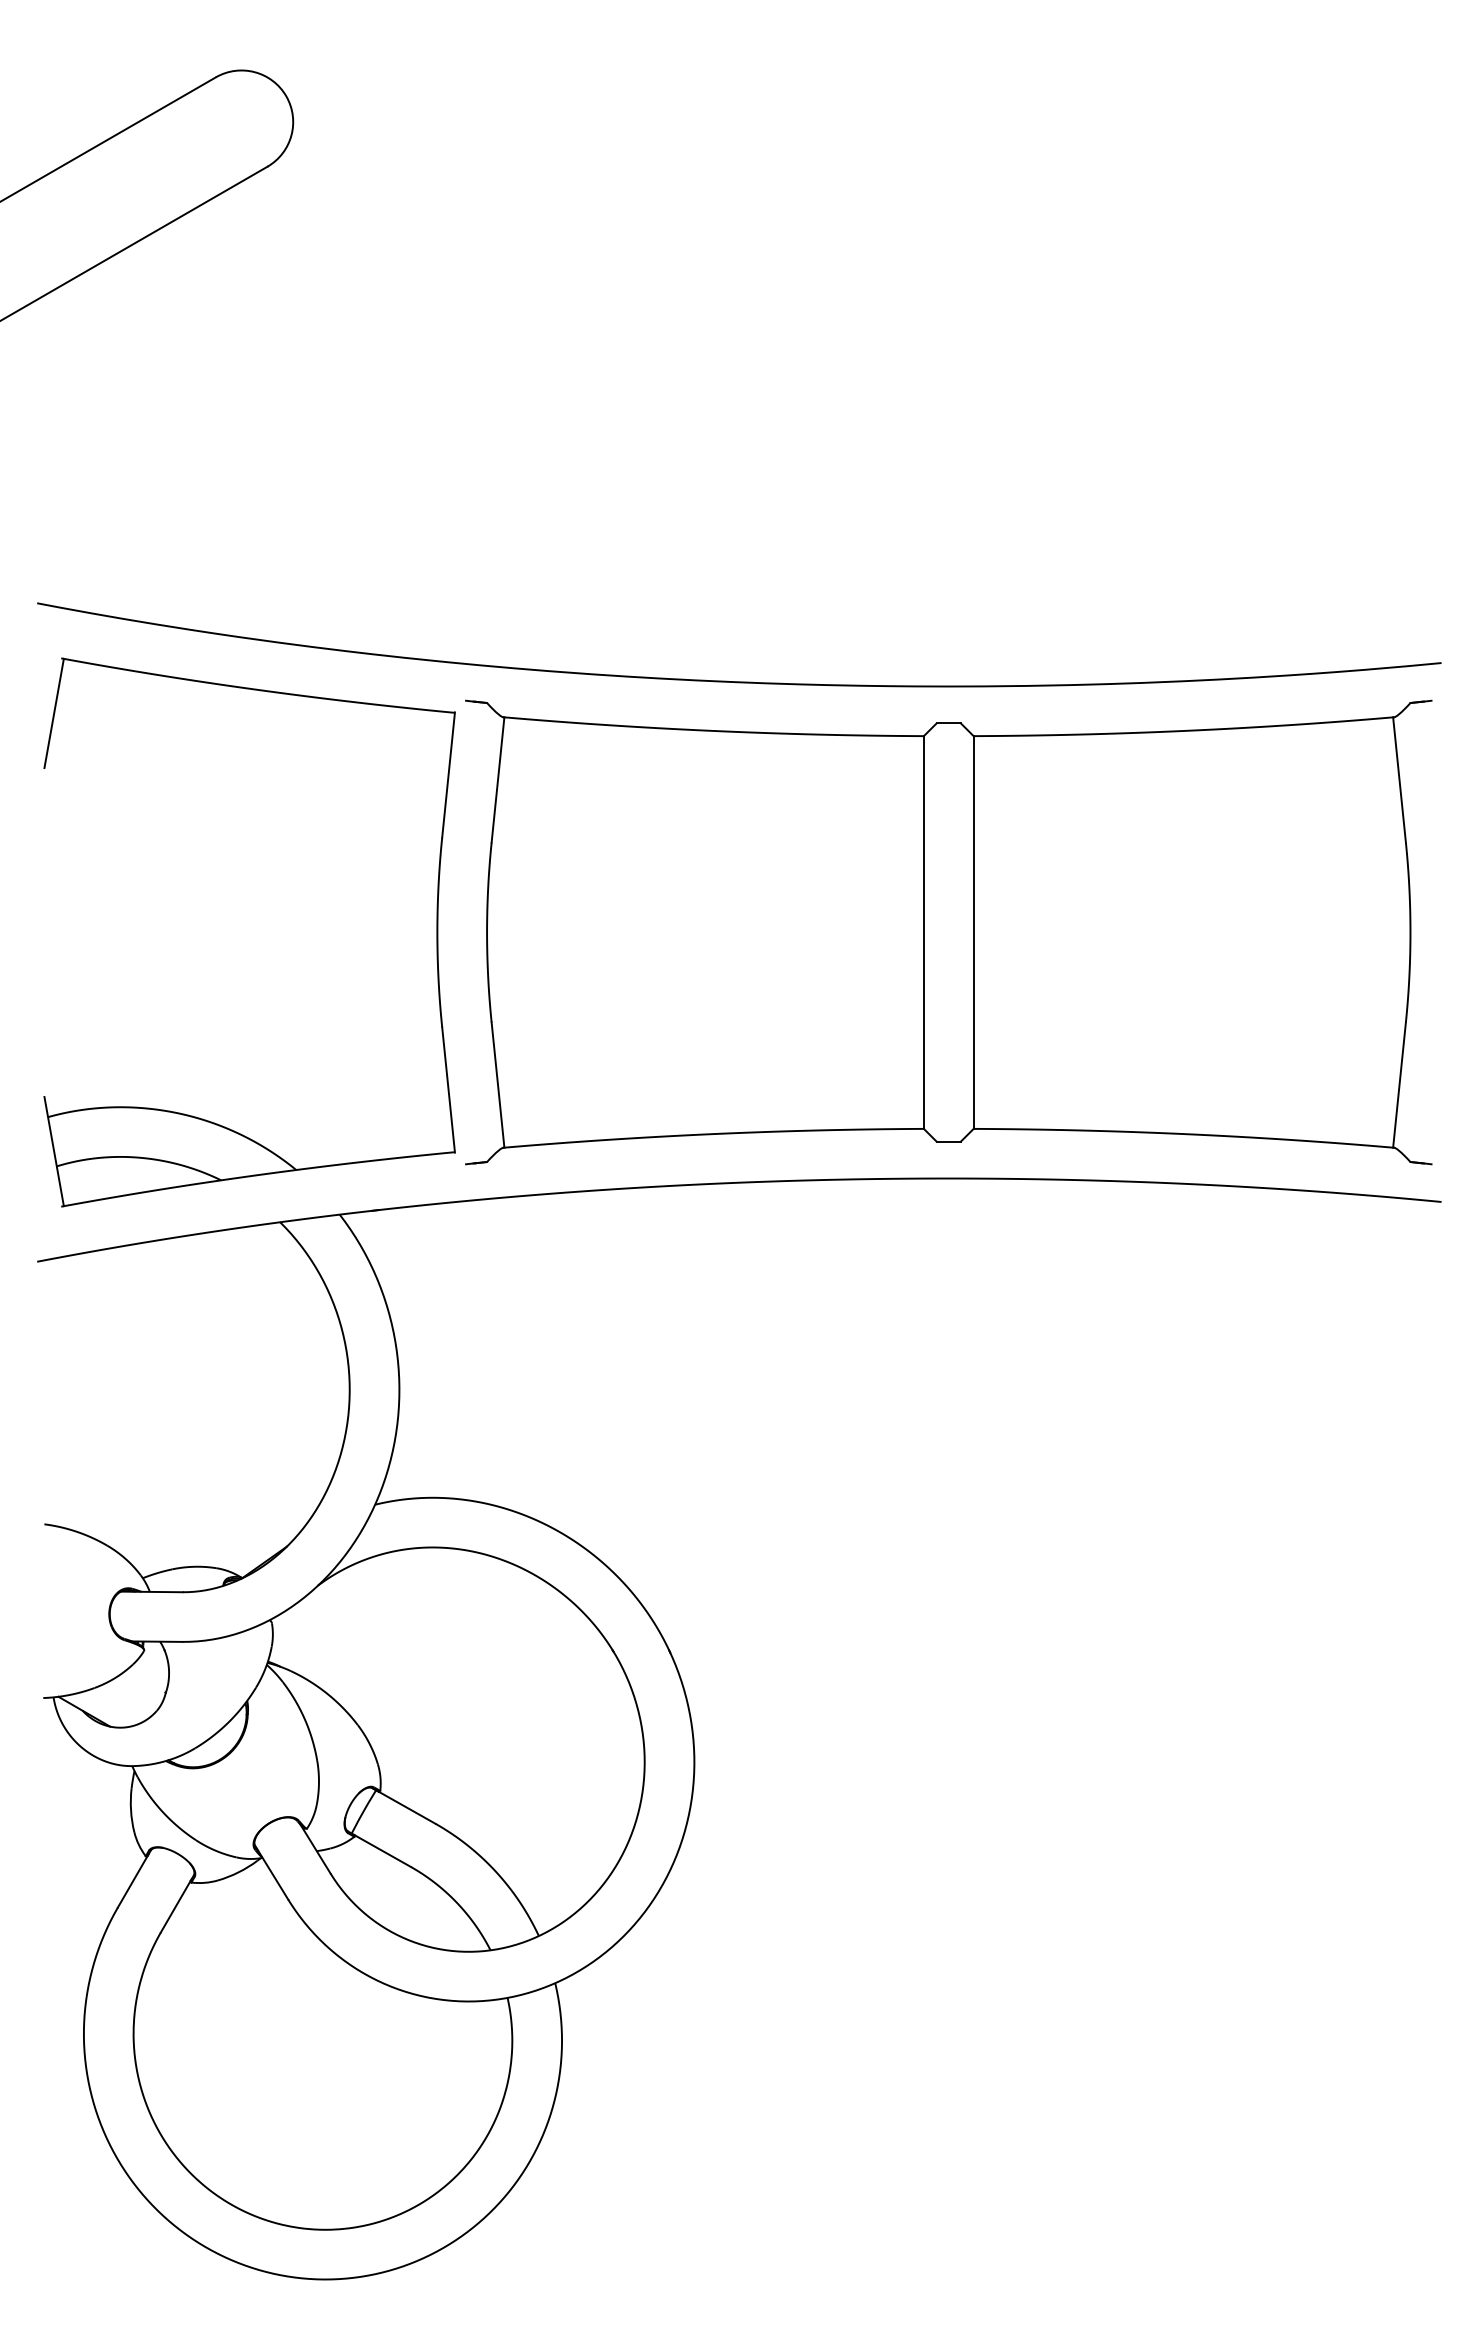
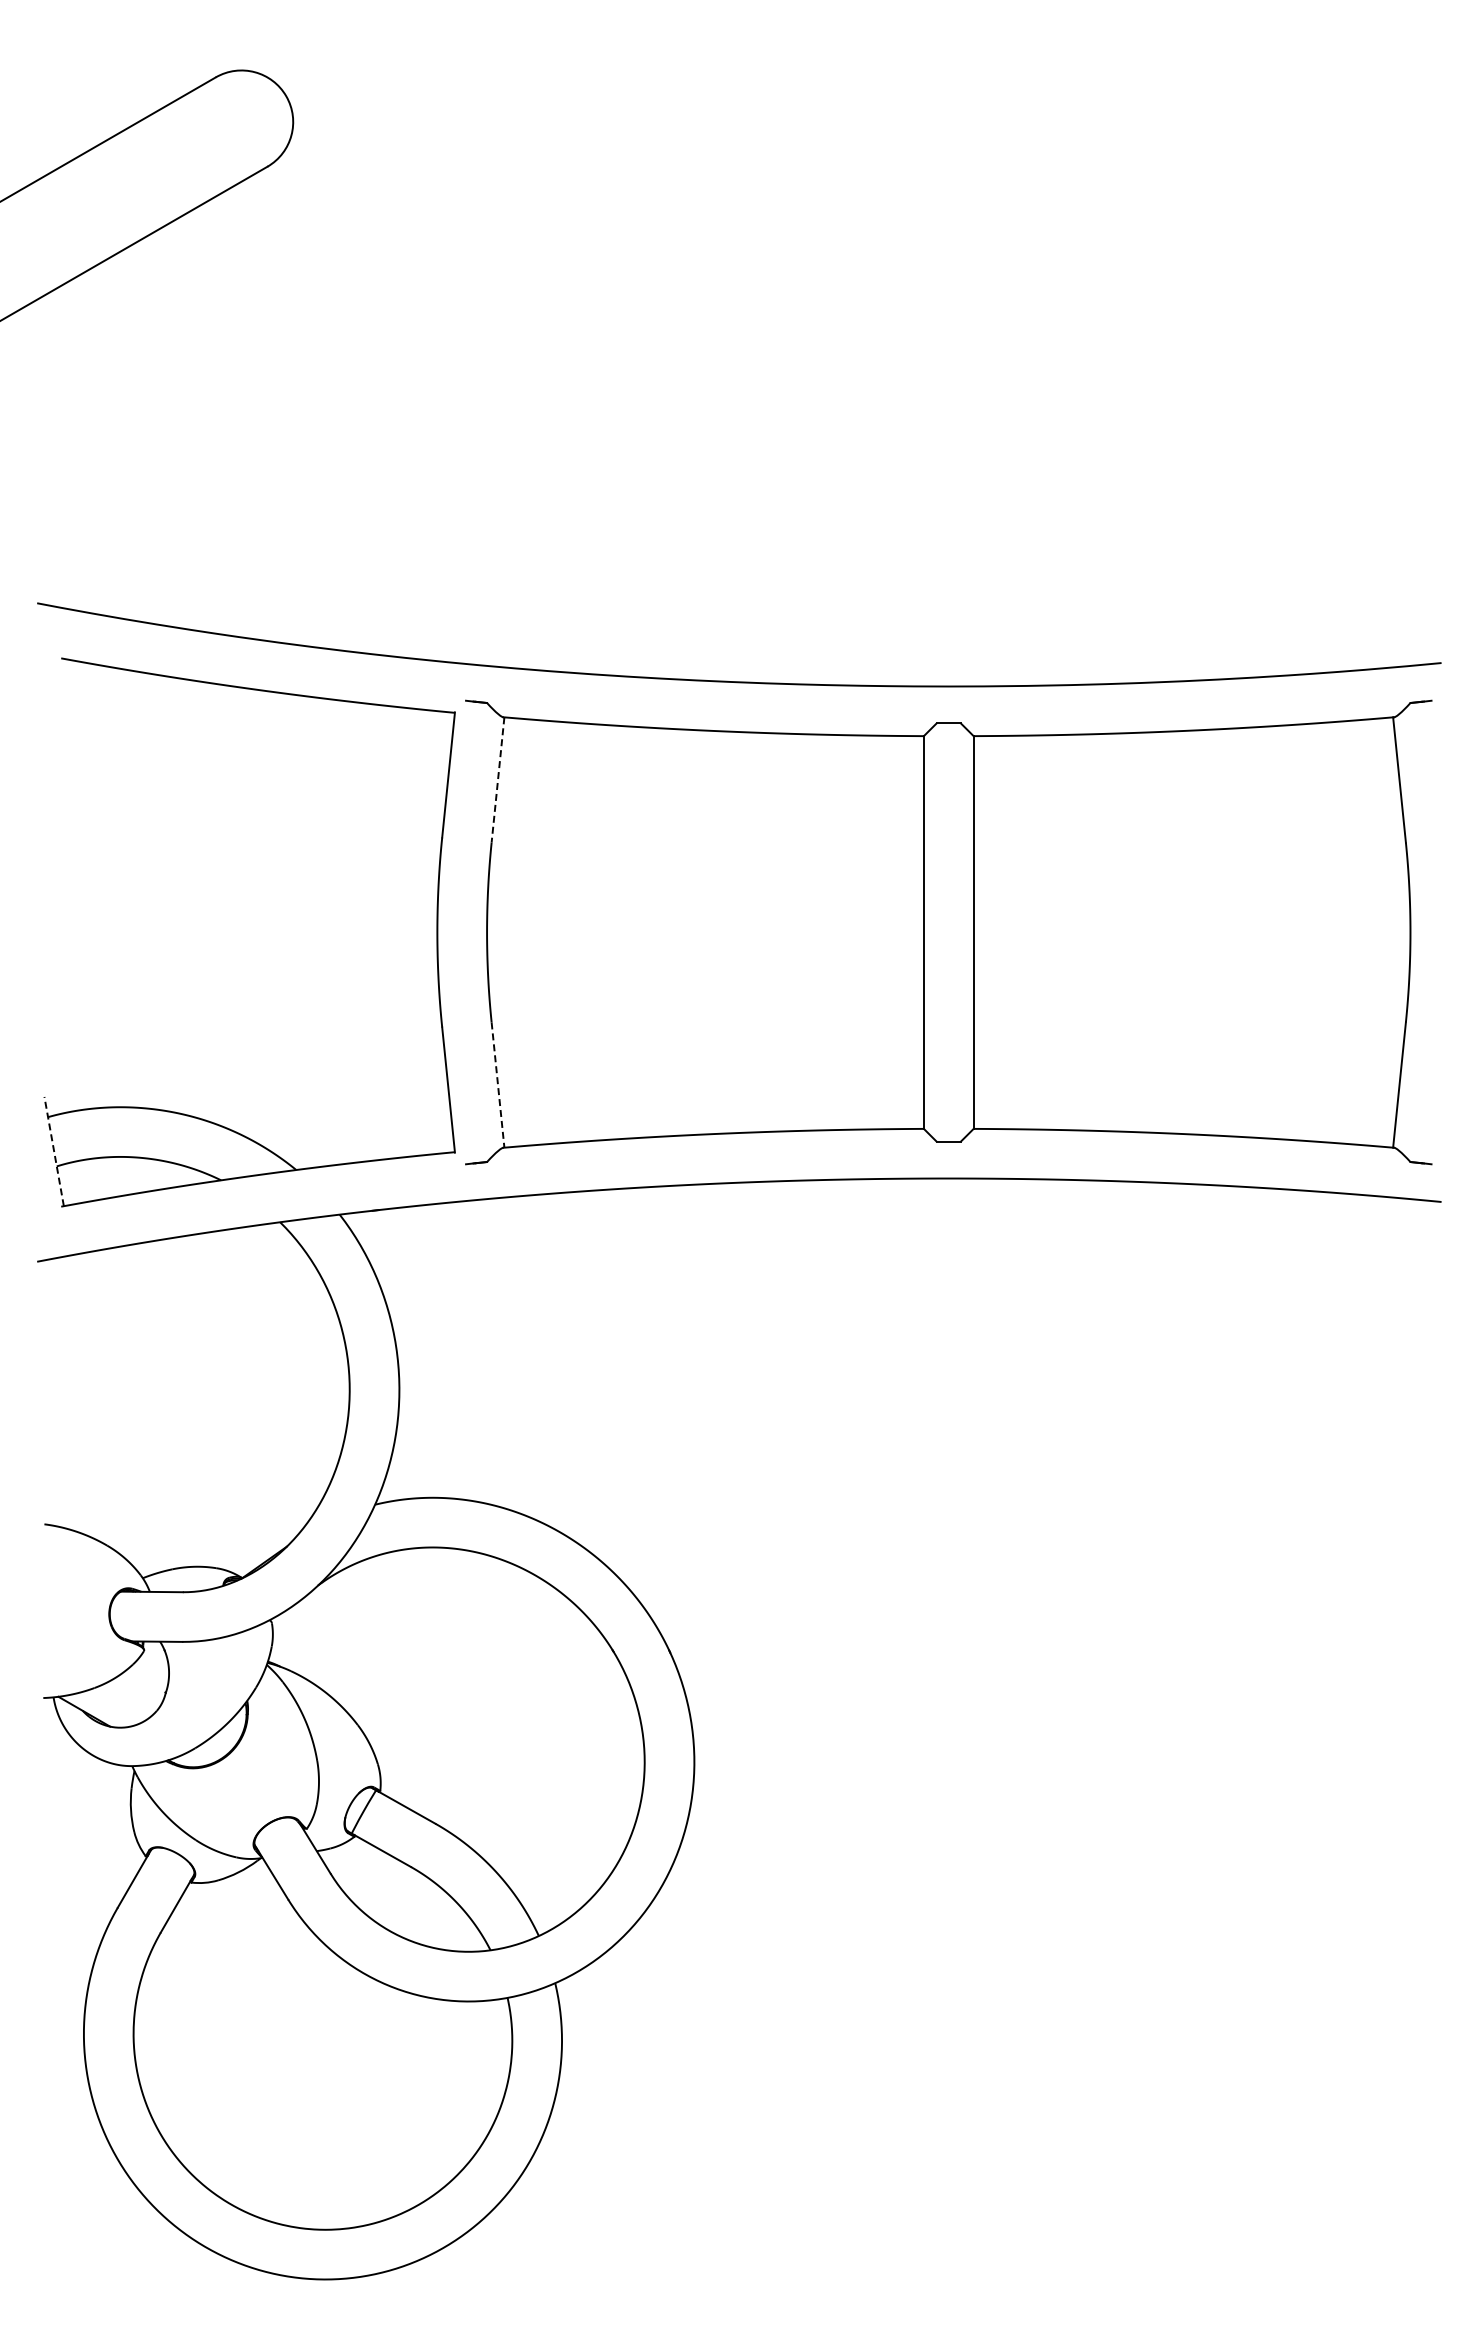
line: present -> none (53, 713)
line: solid -> dashed (498, 779)
line: solid -> dashed (498, 1085)
line: solid -> dashed (54, 1151)
